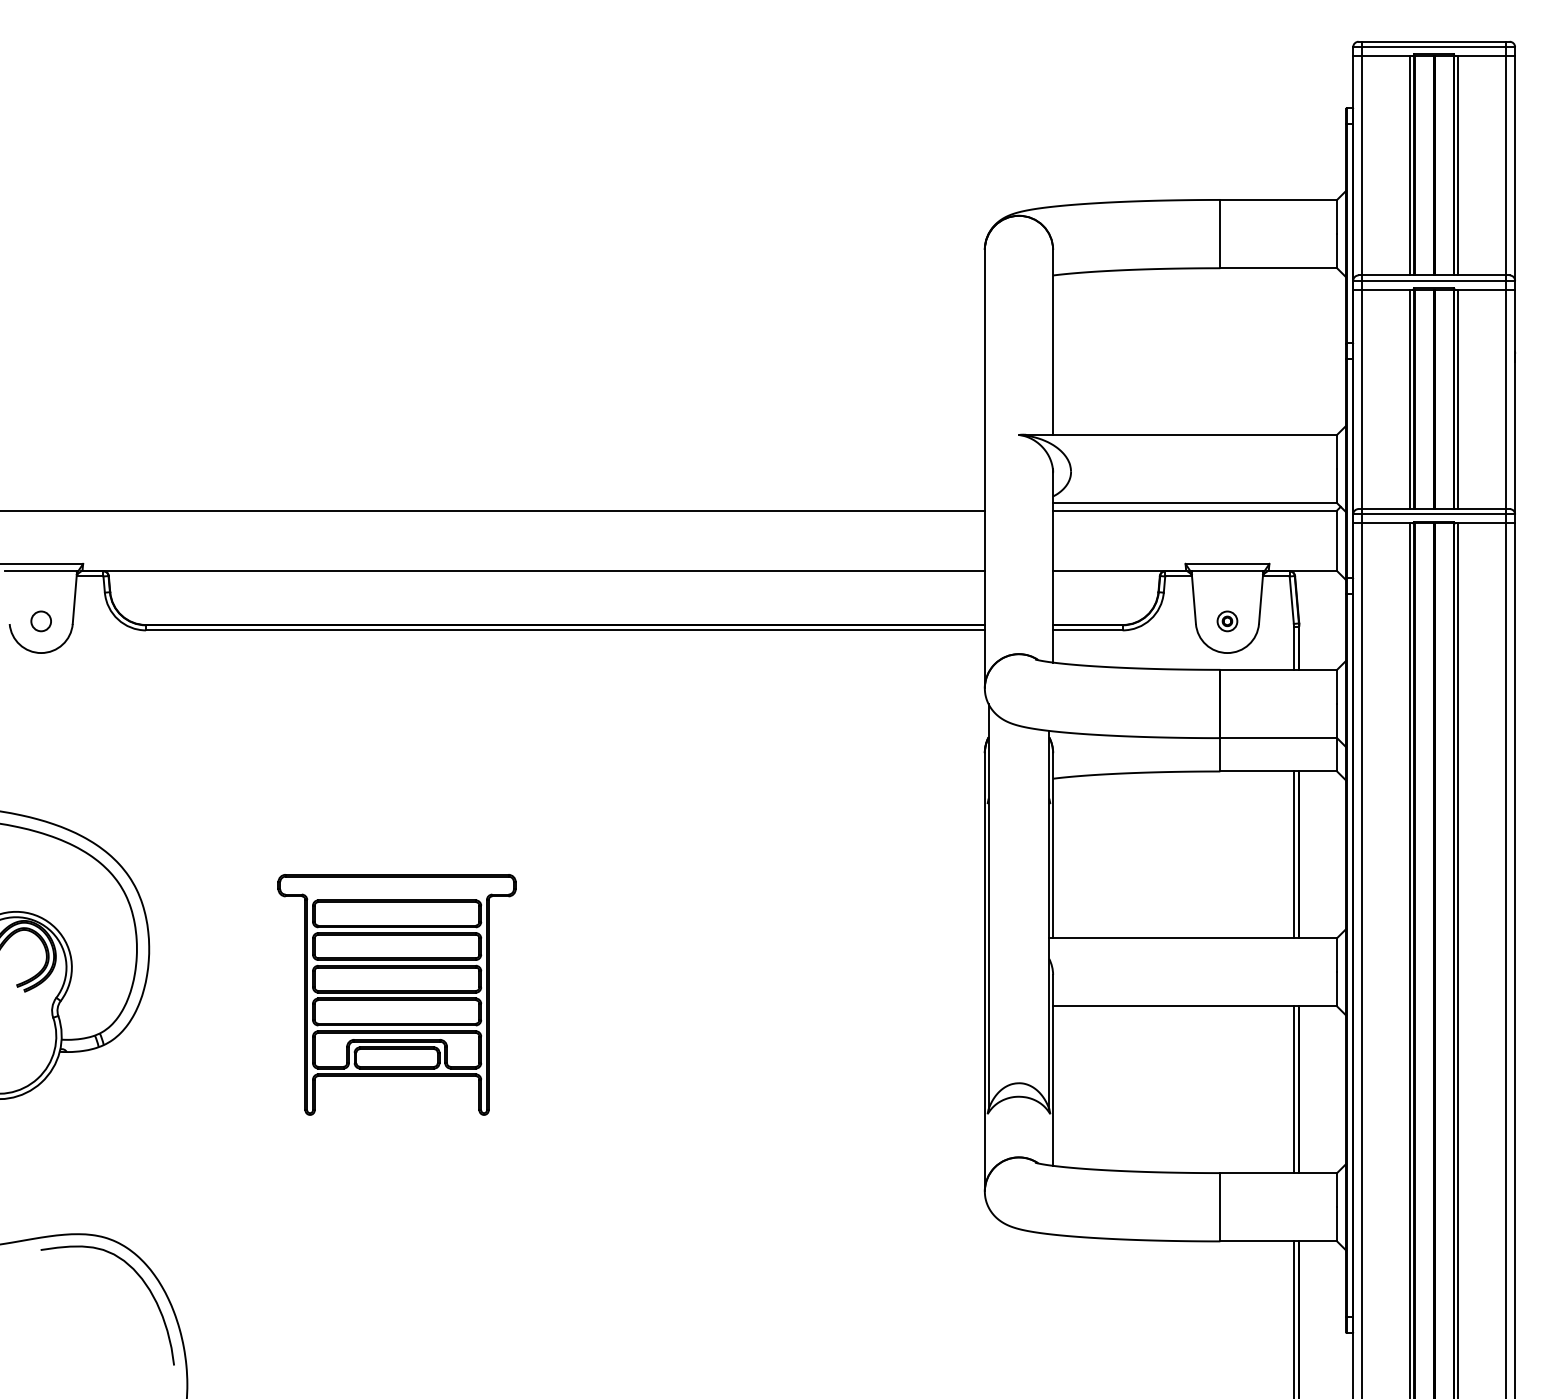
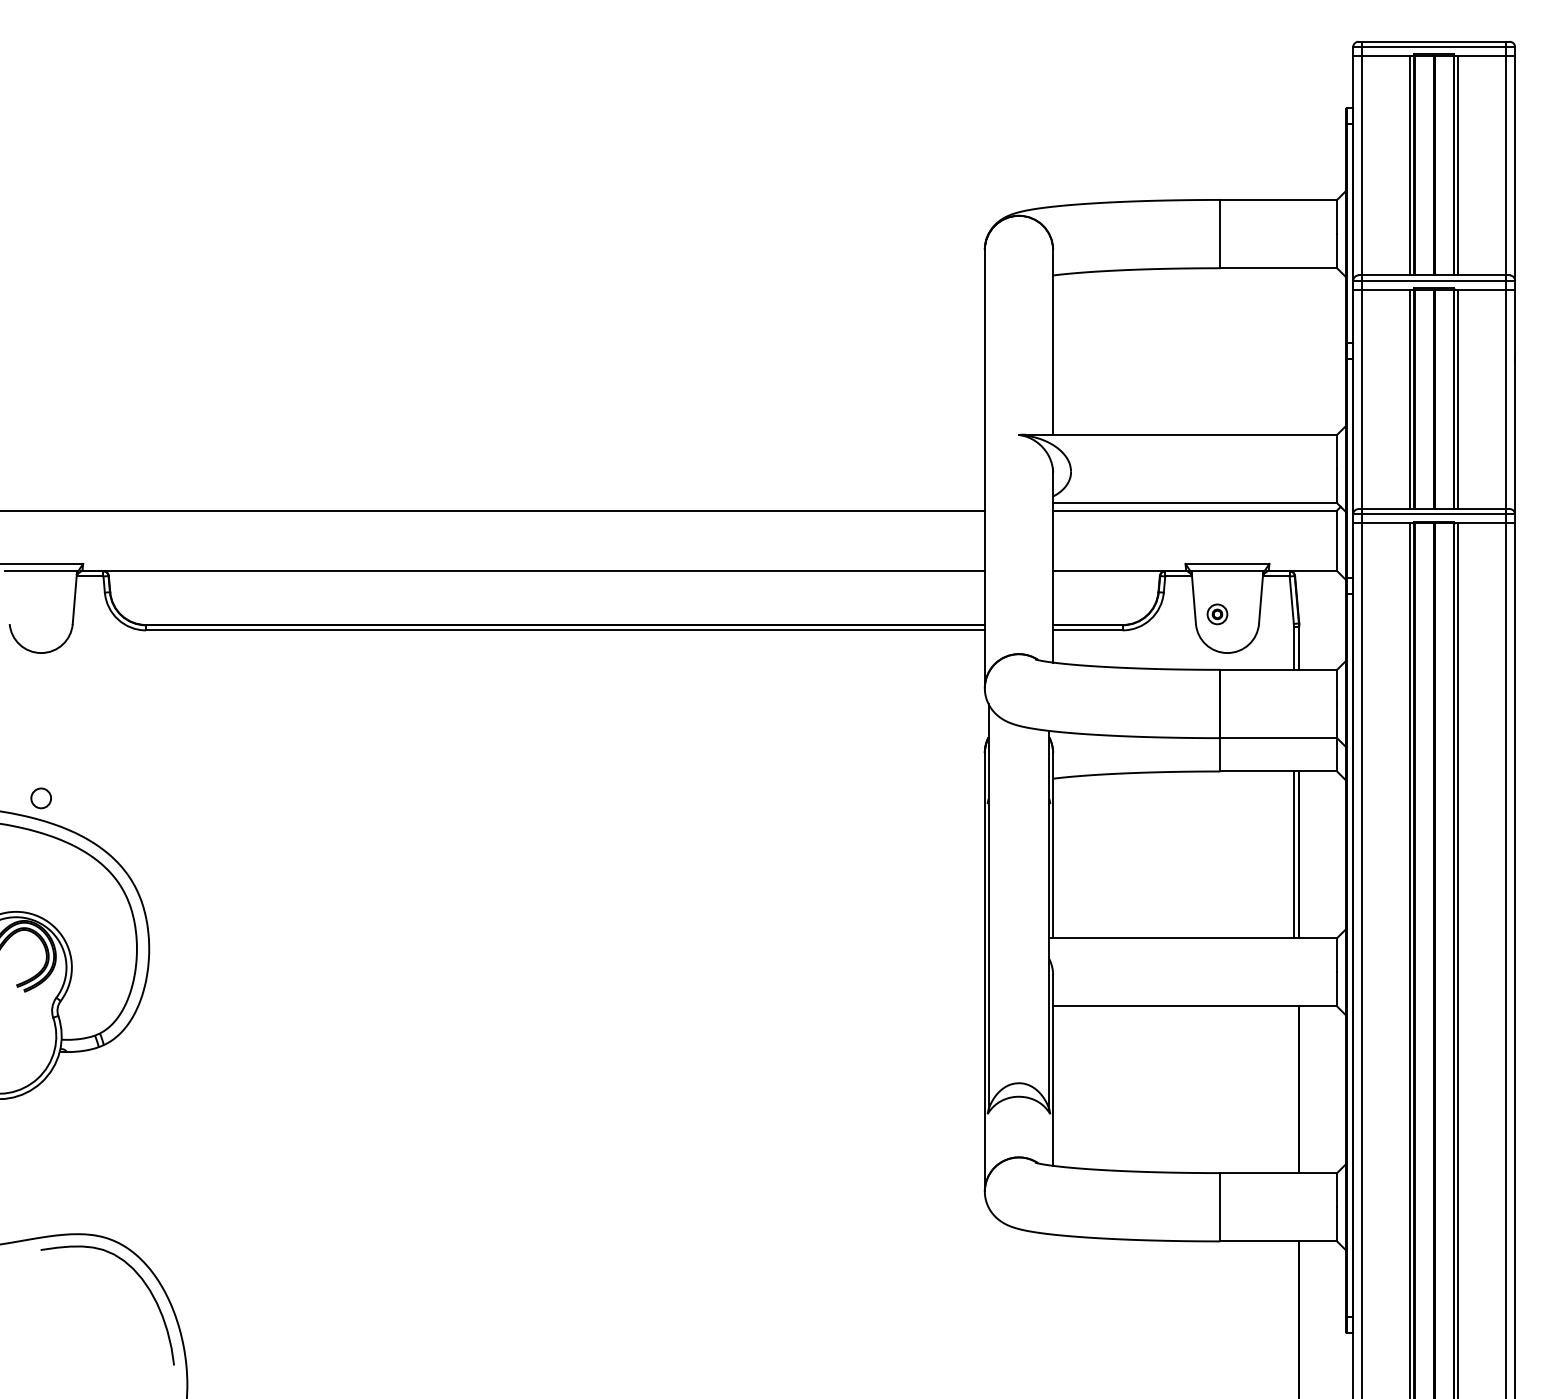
circle position: (40, 621) -> (40, 798) (40, 798)
part position: (1227, 621) -> (1217, 614) (1217, 614)
part: present -> none (396, 994)
line: present -> none (1293, 1089)
line: present -> none (1293, 1318)
